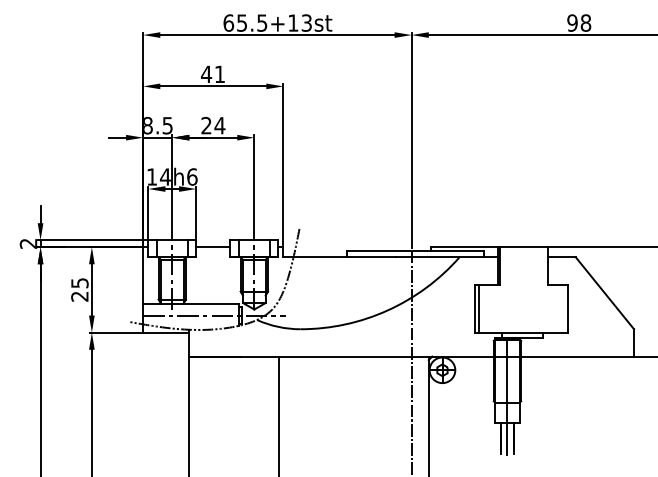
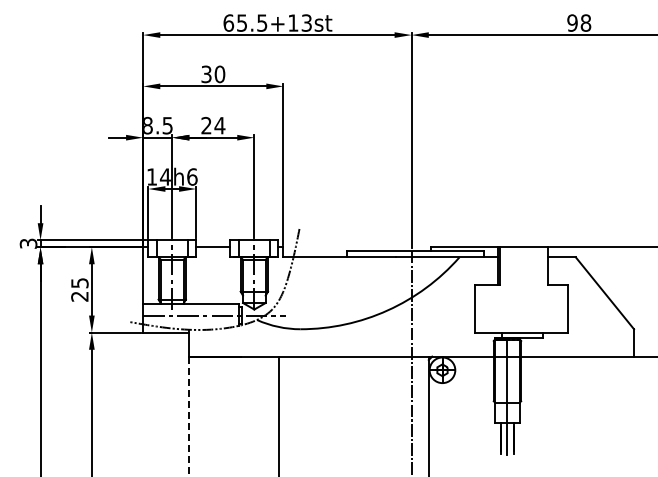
text: 41 -> 30 (213, 74)
text: 2 -> 3 (28, 243)
line: present -> none (479, 308)
line: solid -> dashed (189, 416)
